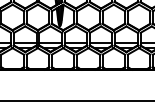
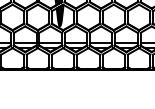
line: present -> none (76, 100)
